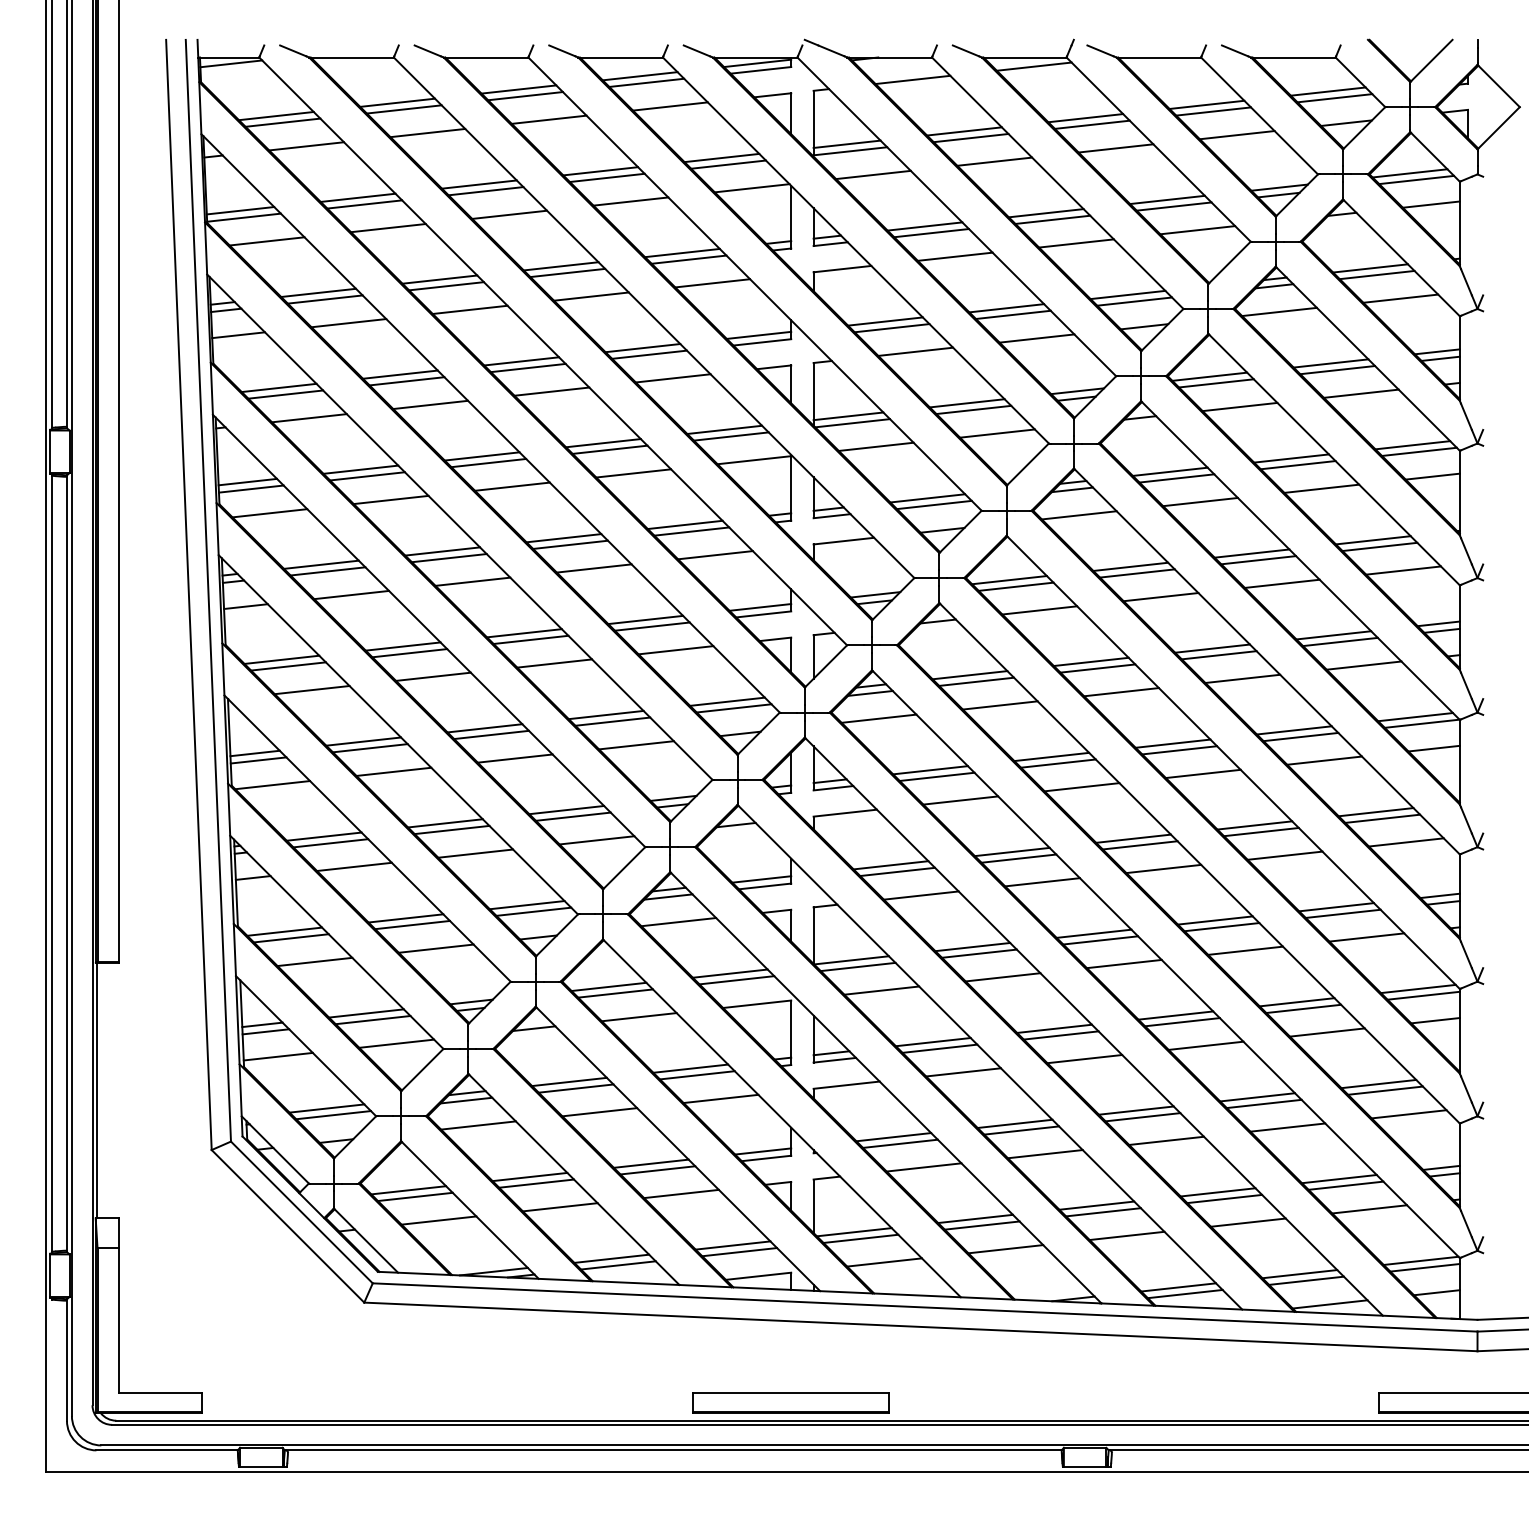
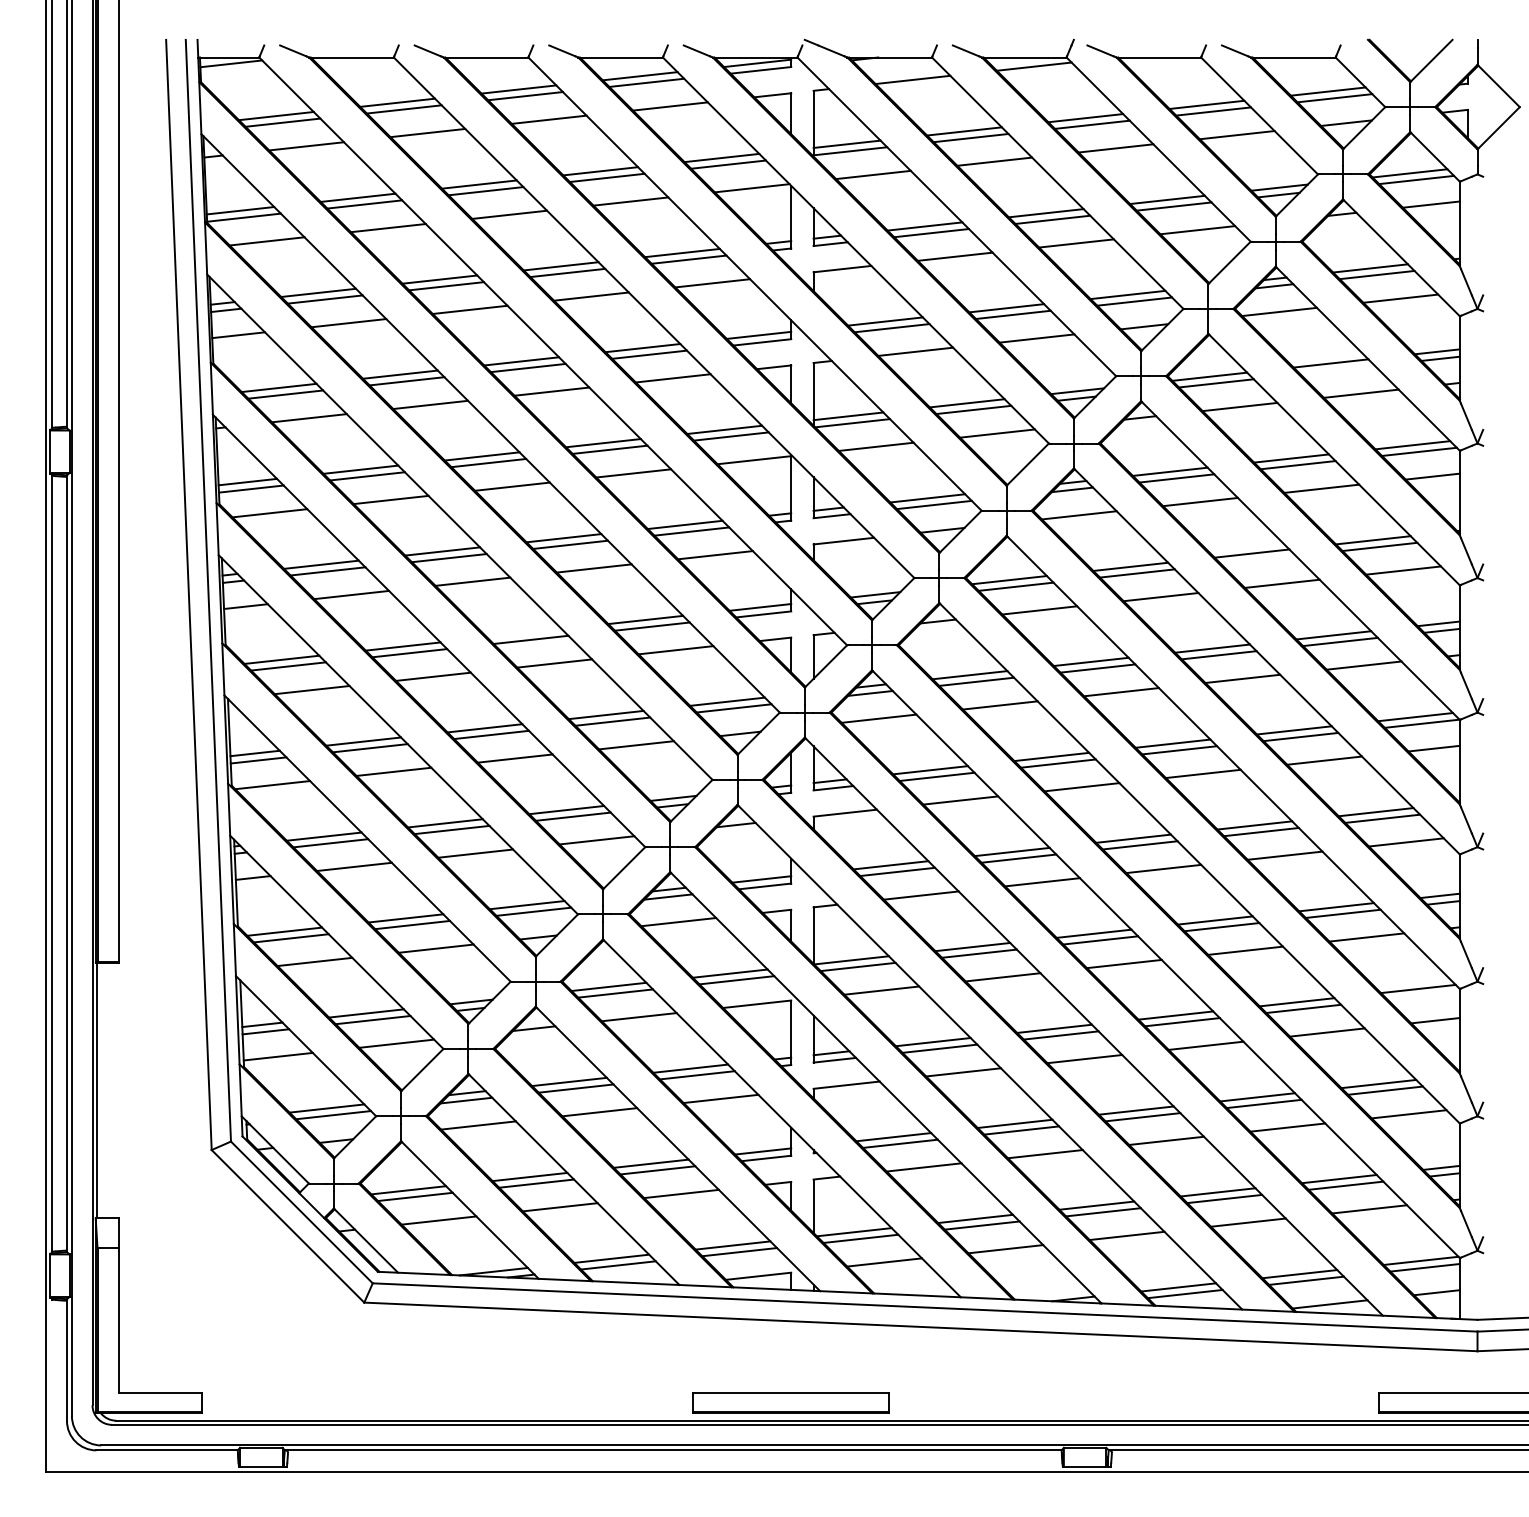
line: present -> none (1337, 370)
line: present -> none (1258, 560)
line: present -> none (524, 633)
line: present -> none (1423, 995)
